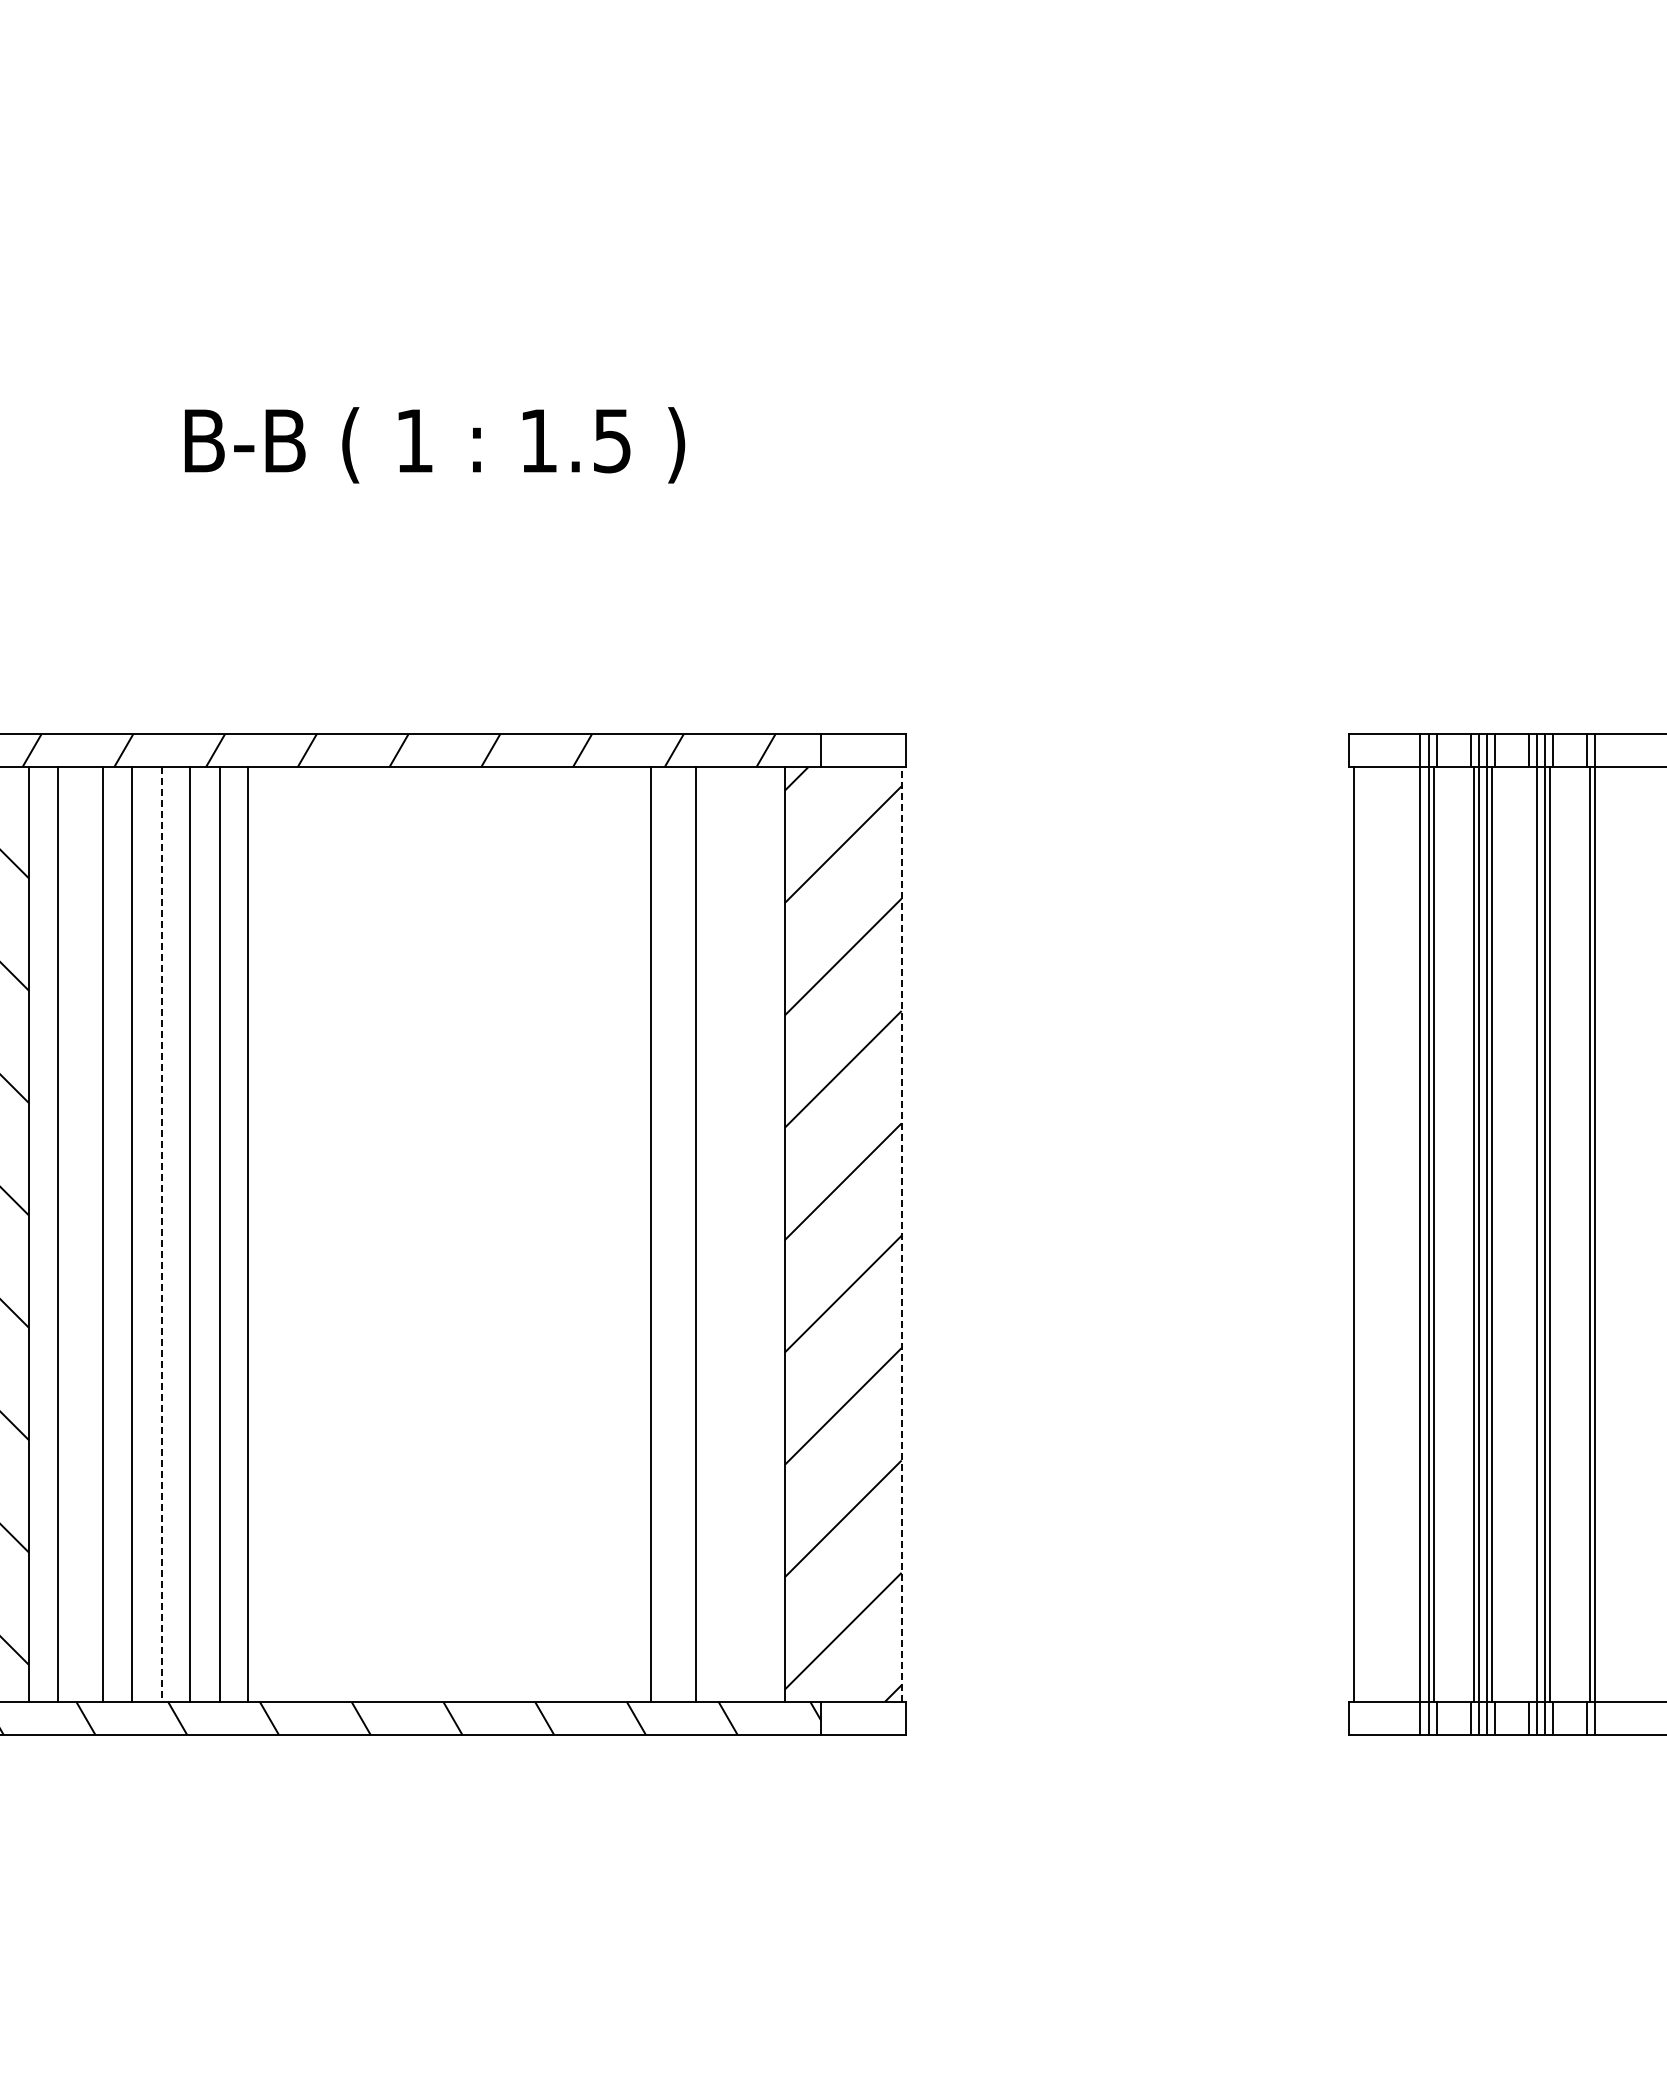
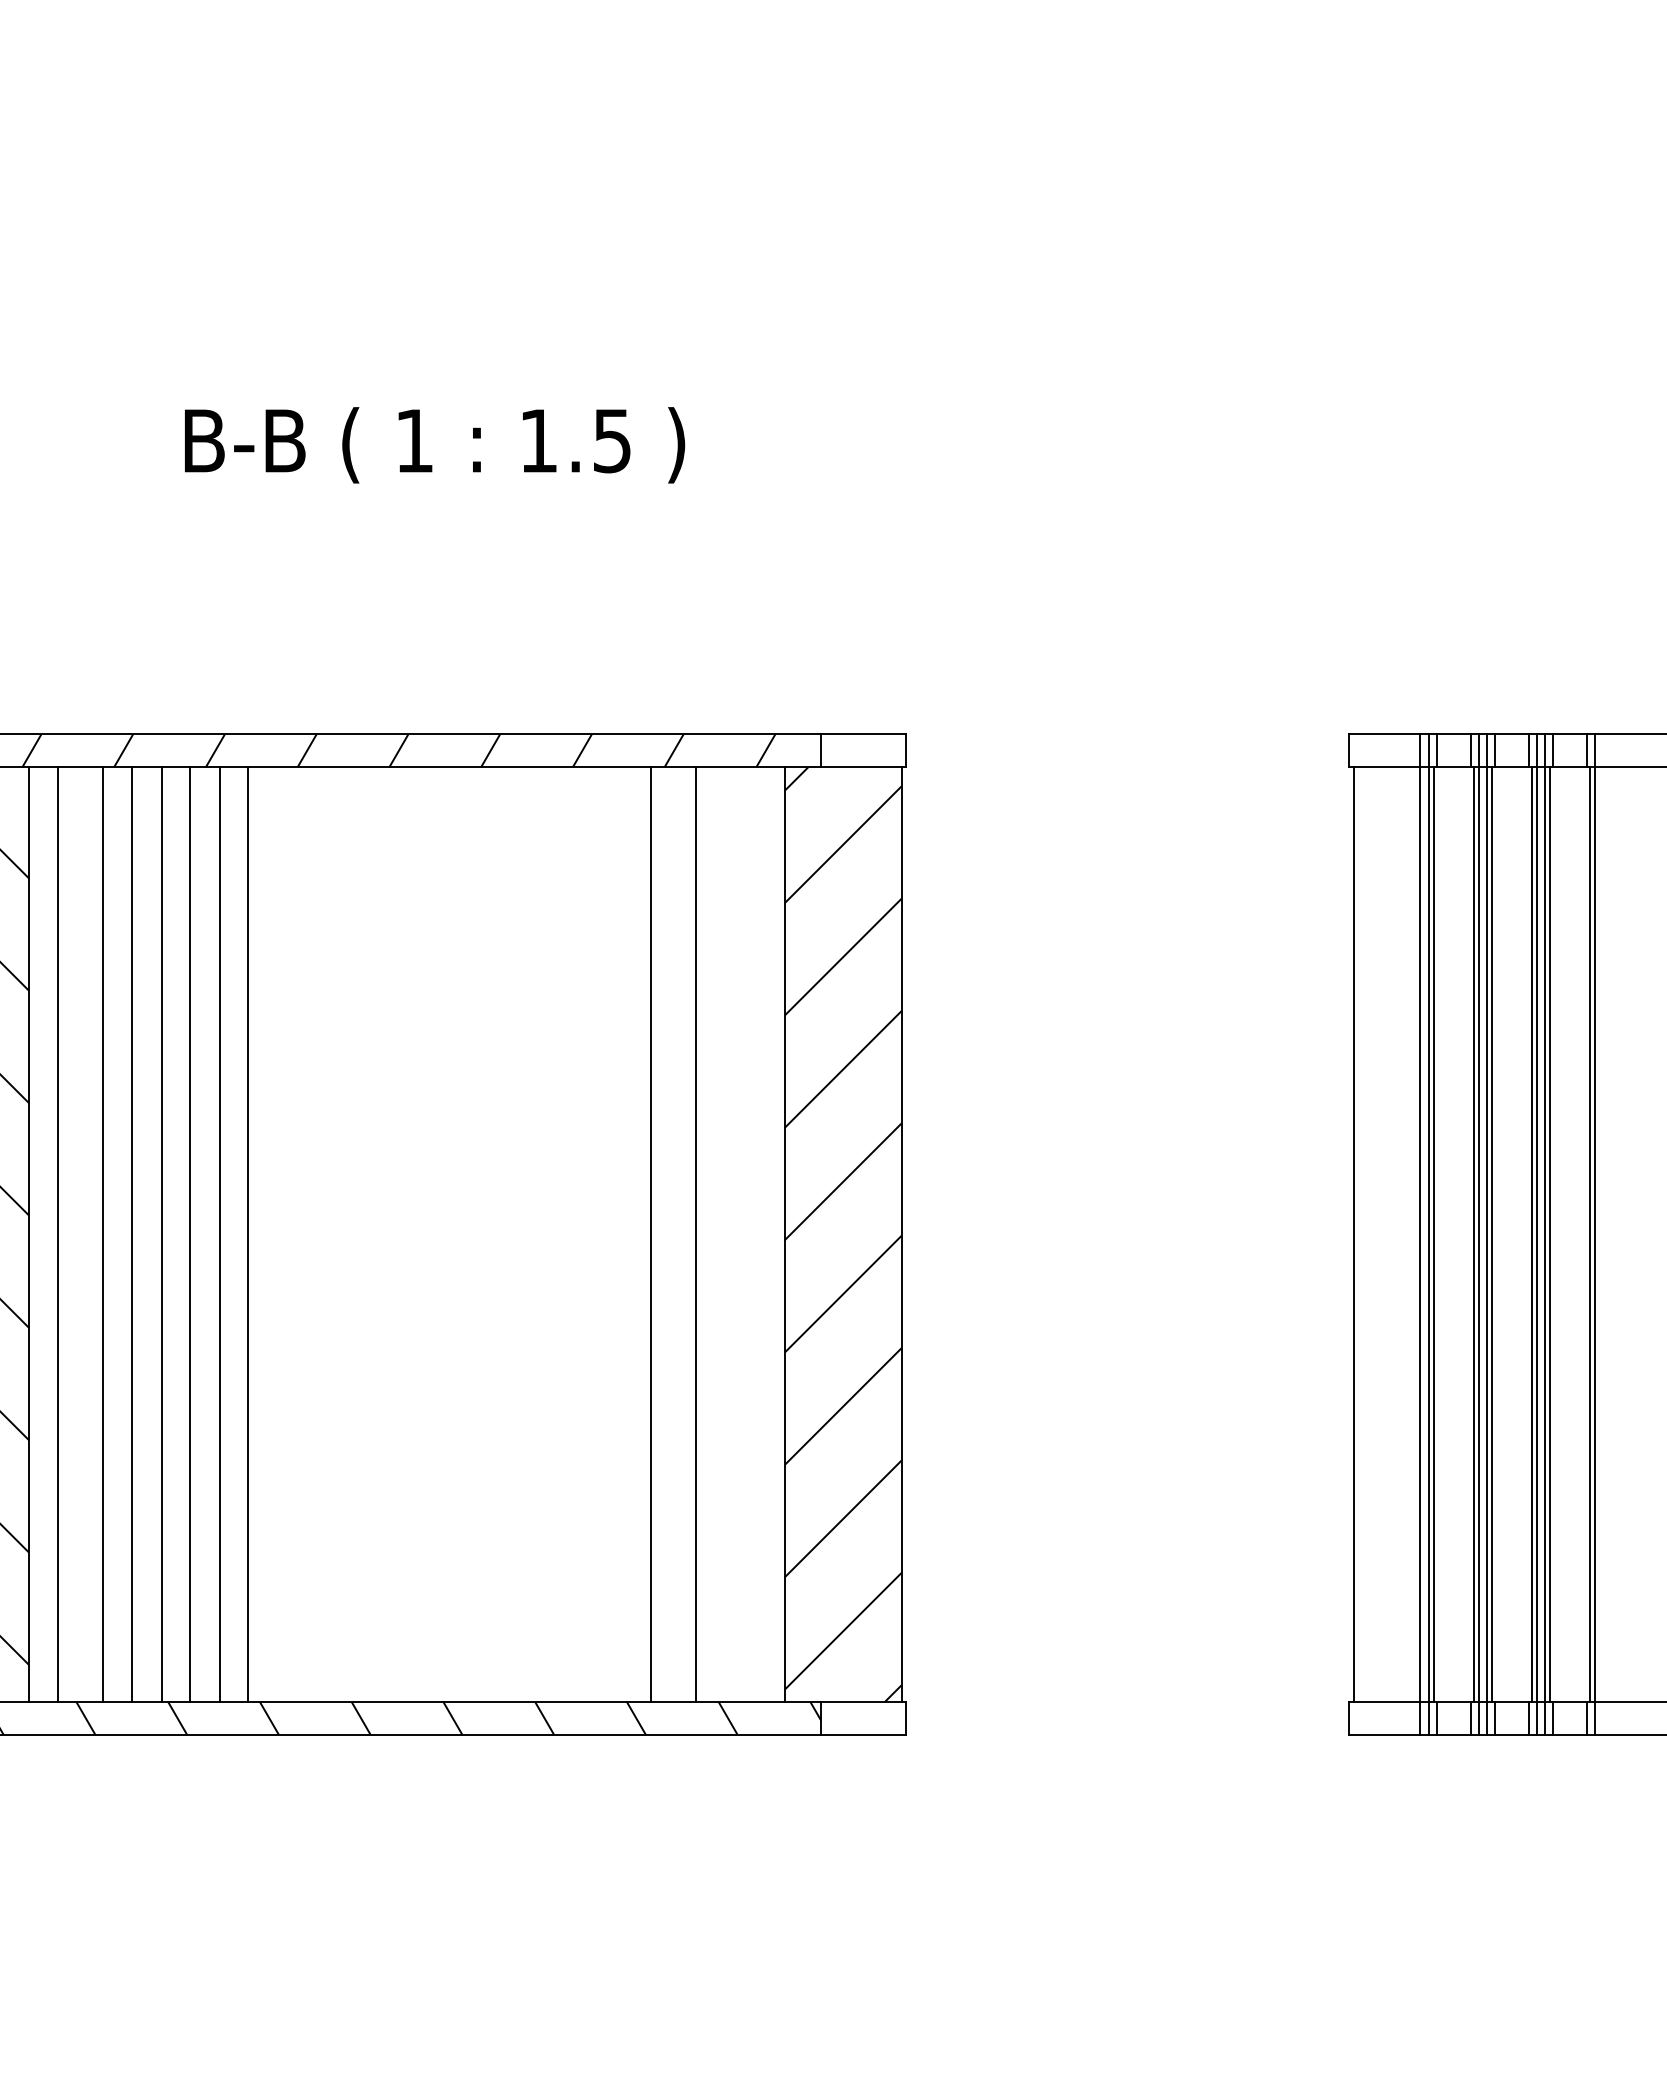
line: dashed -> solid (901, 1234)
line: none -> present (1532, 1234)
line: dashed -> solid (161, 1235)
